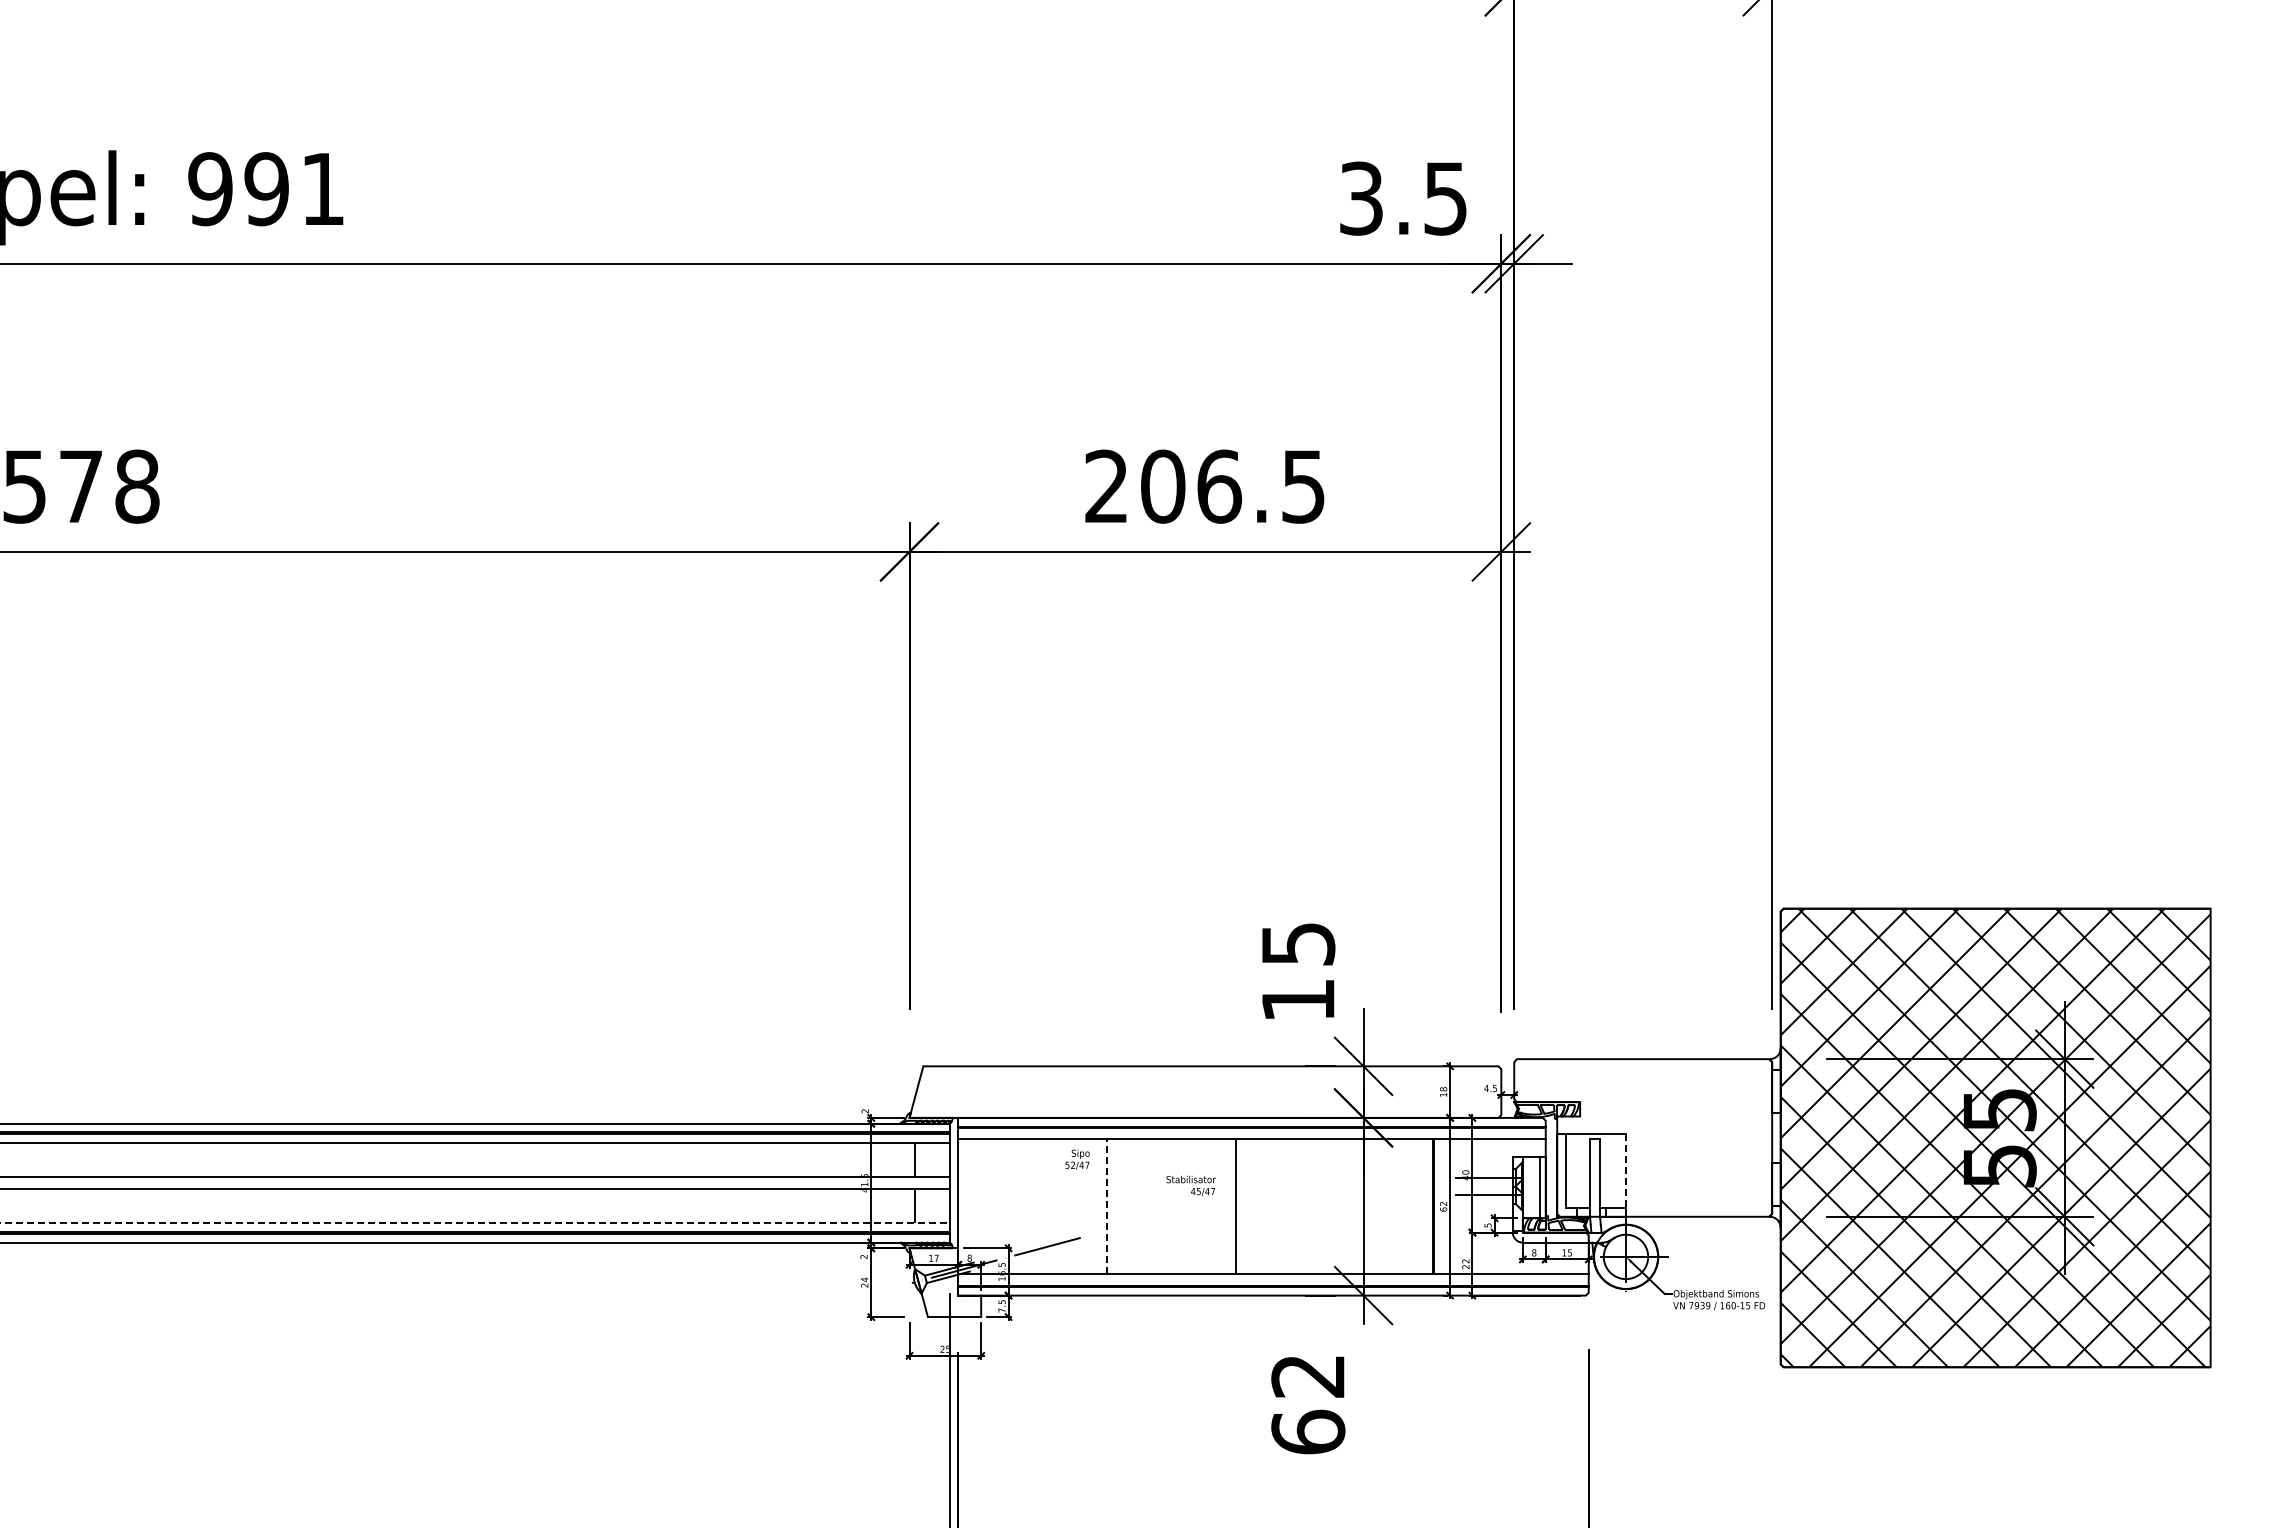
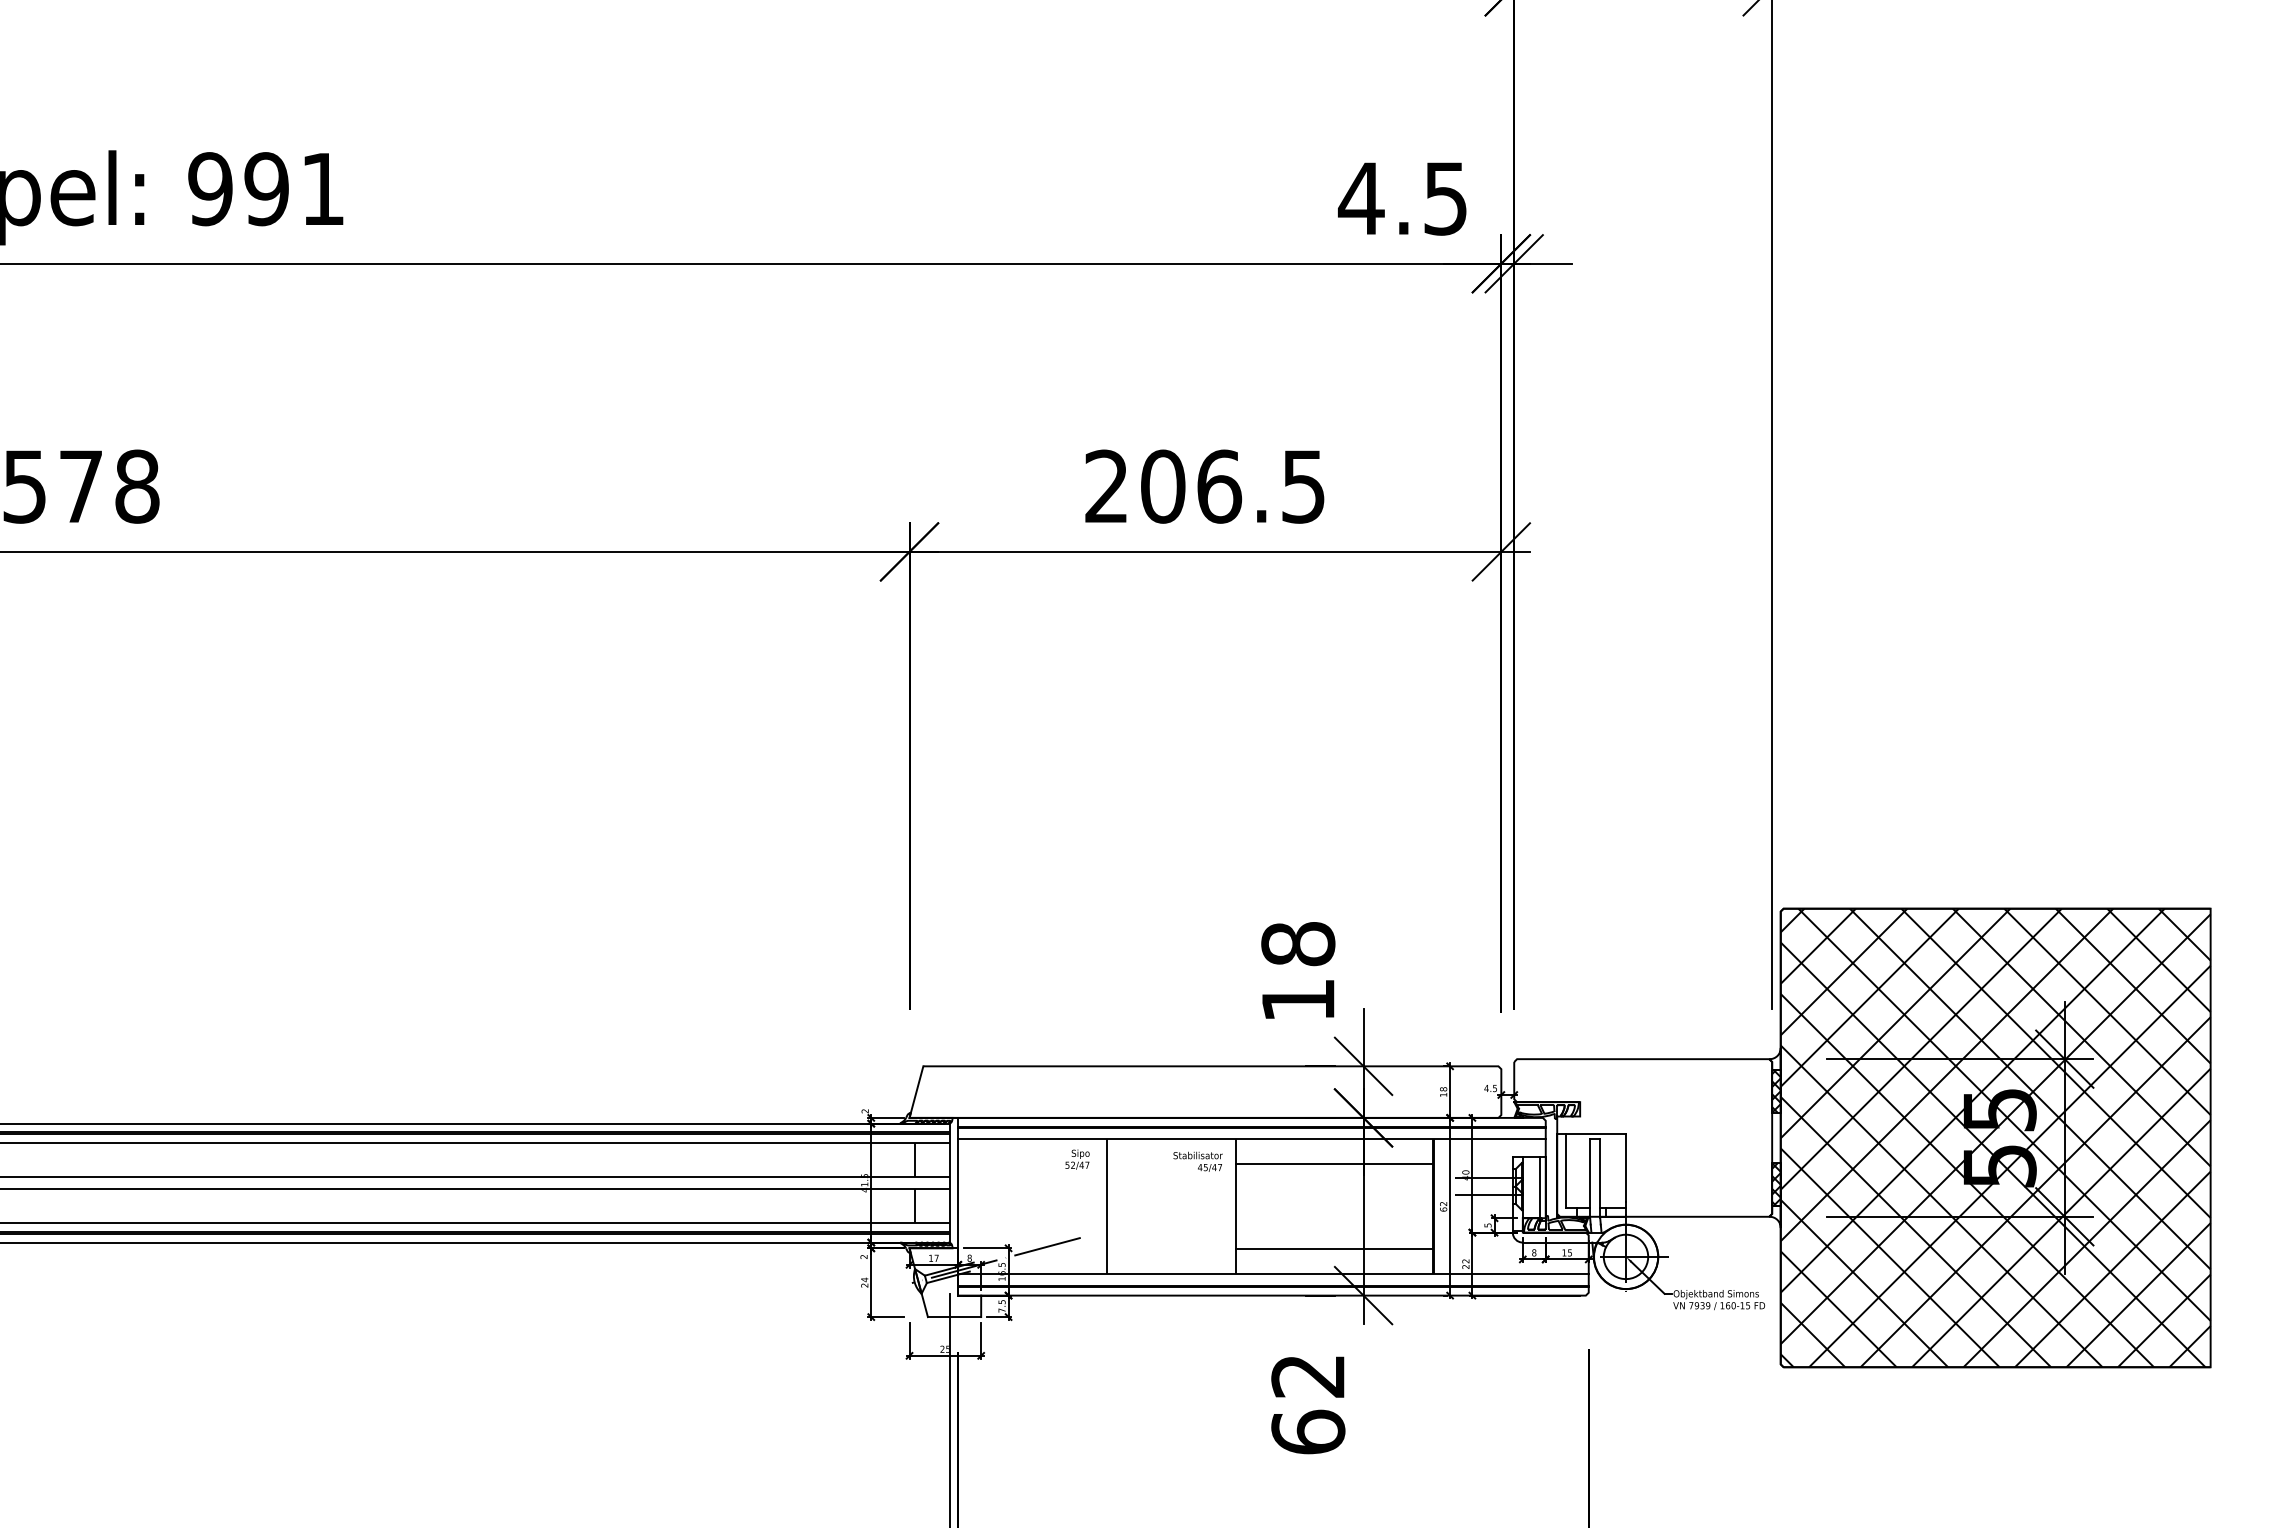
text: 3.5 -> 4.5 (1360, 198)
text: 15 -> 18 (1298, 944)
hatch: none -> present (1776, 1090)
line: none -> present (1334, 1163)
line: dashed -> solid (1626, 1168)
hatch: none -> present (1776, 1184)
text position: (1190, 1185) -> (1197, 1161) (1197, 1161)
line: dashed -> solid (1107, 1206)
line: dashed -> solid (475, 1223)
line: none -> present (1334, 1248)
